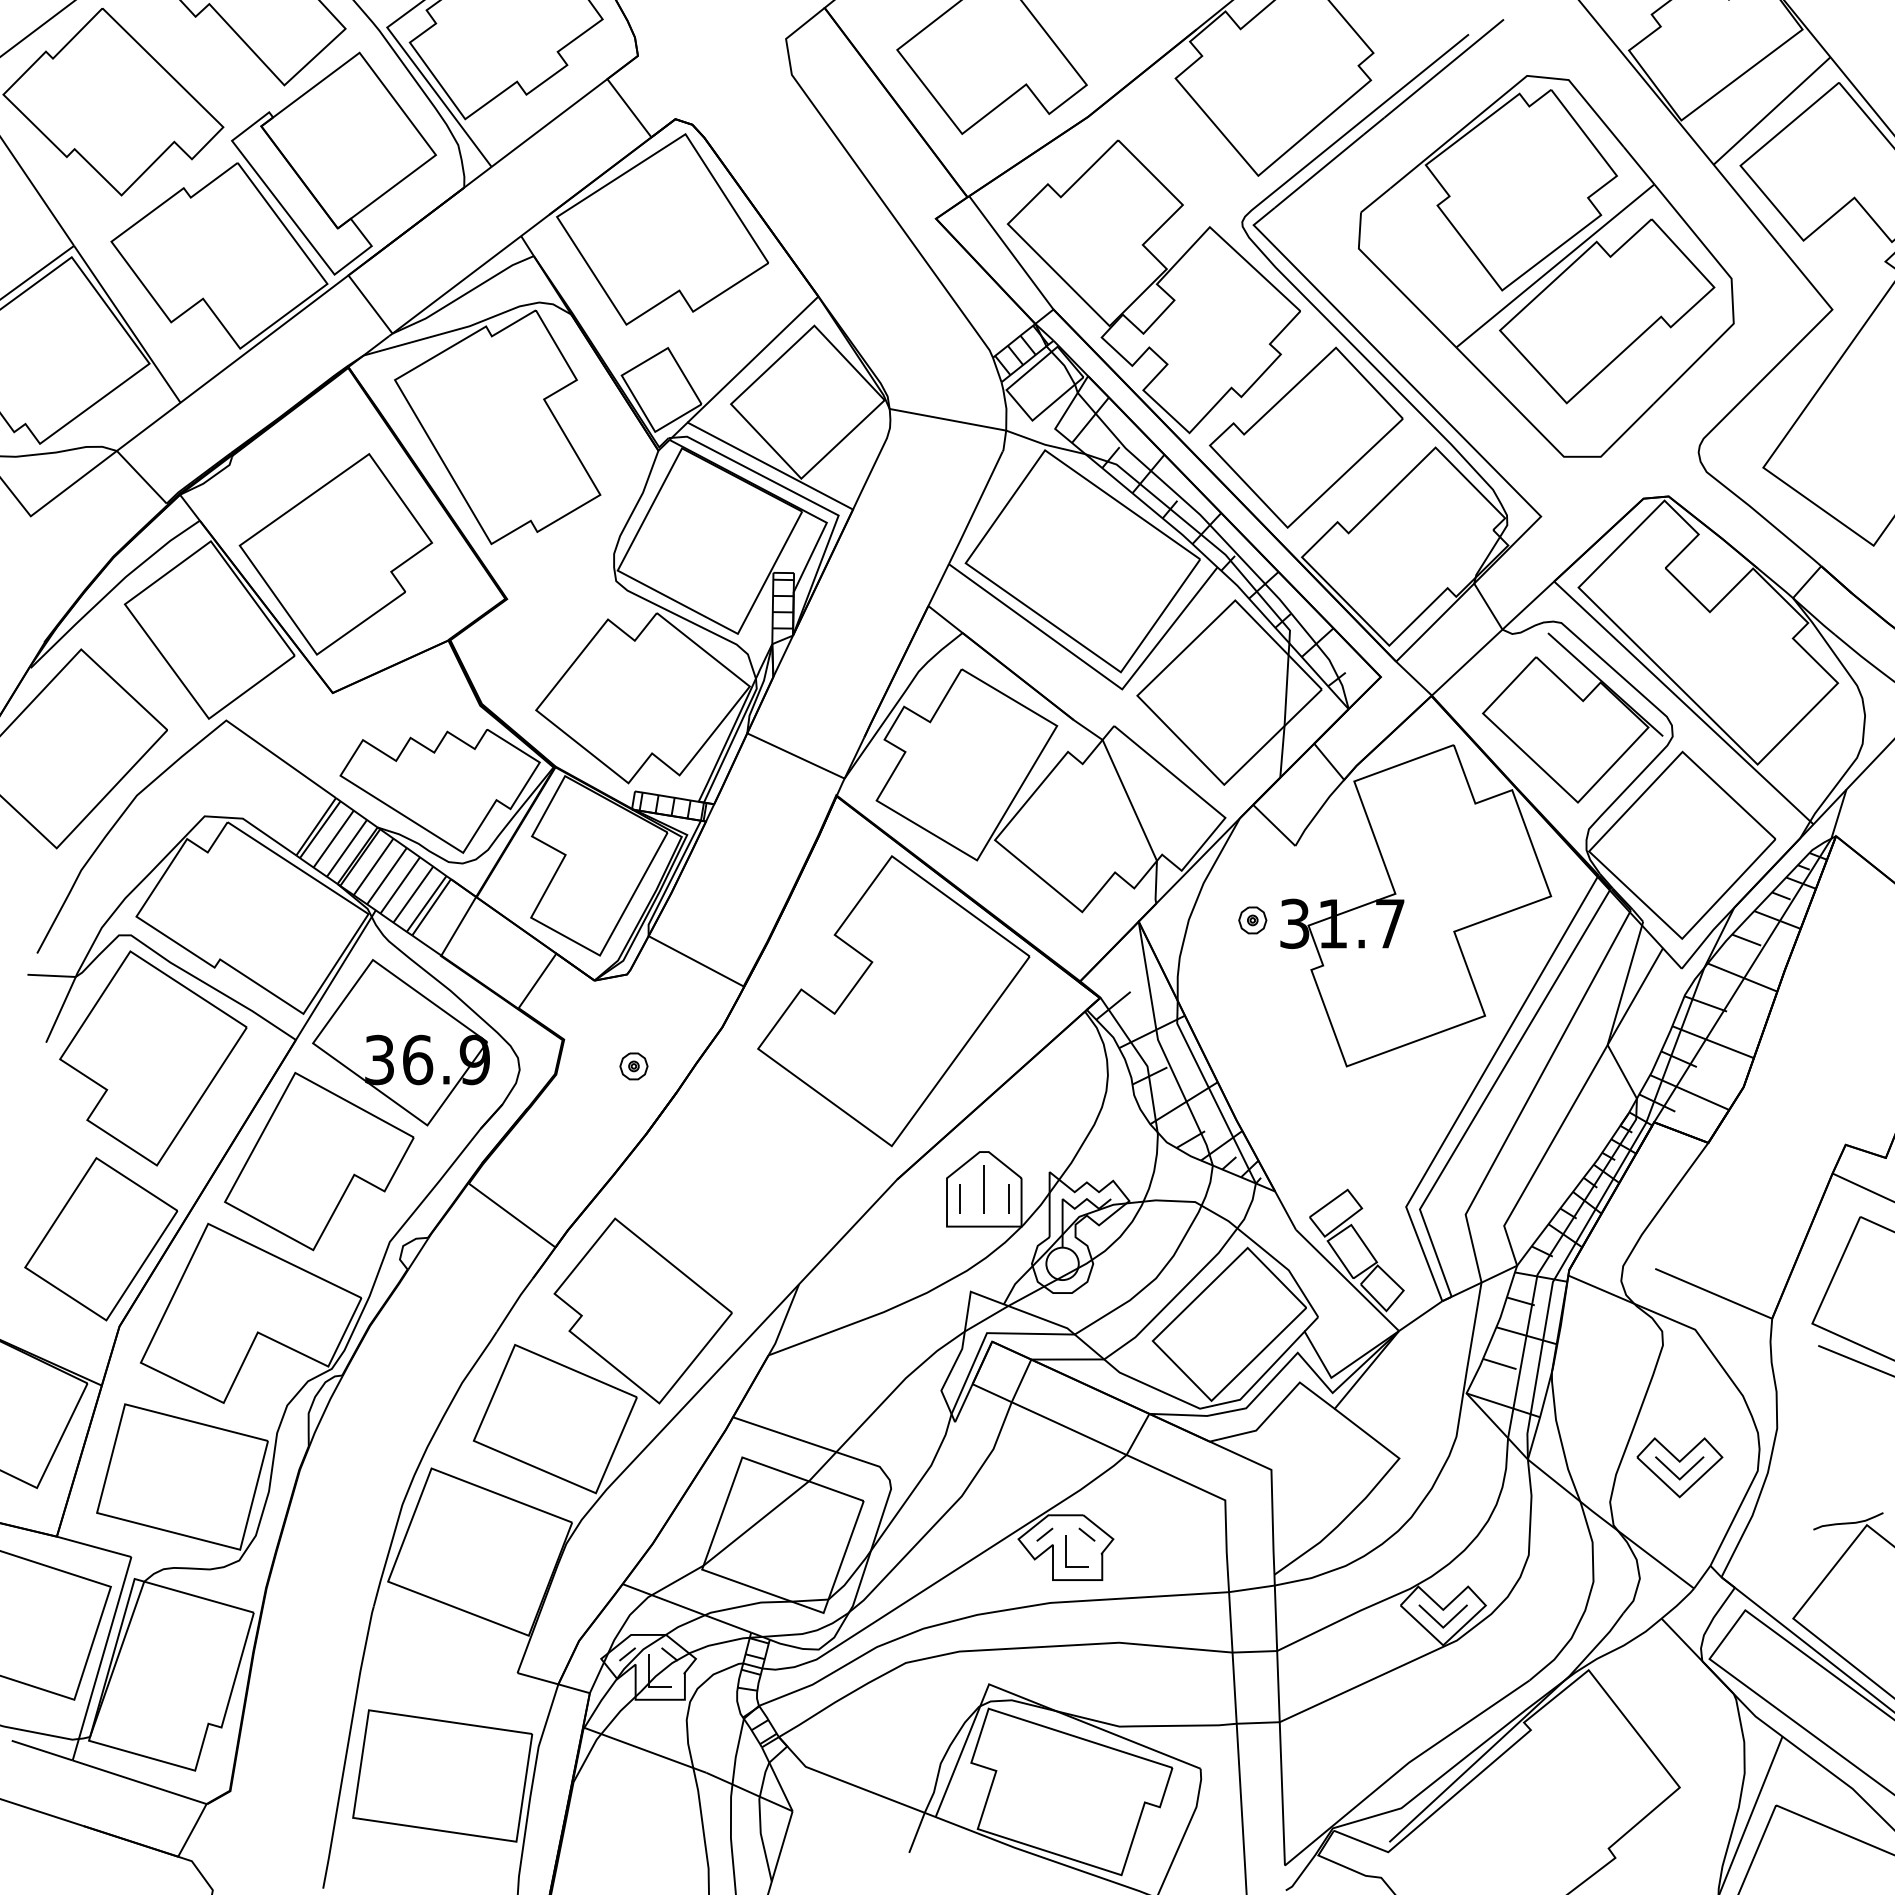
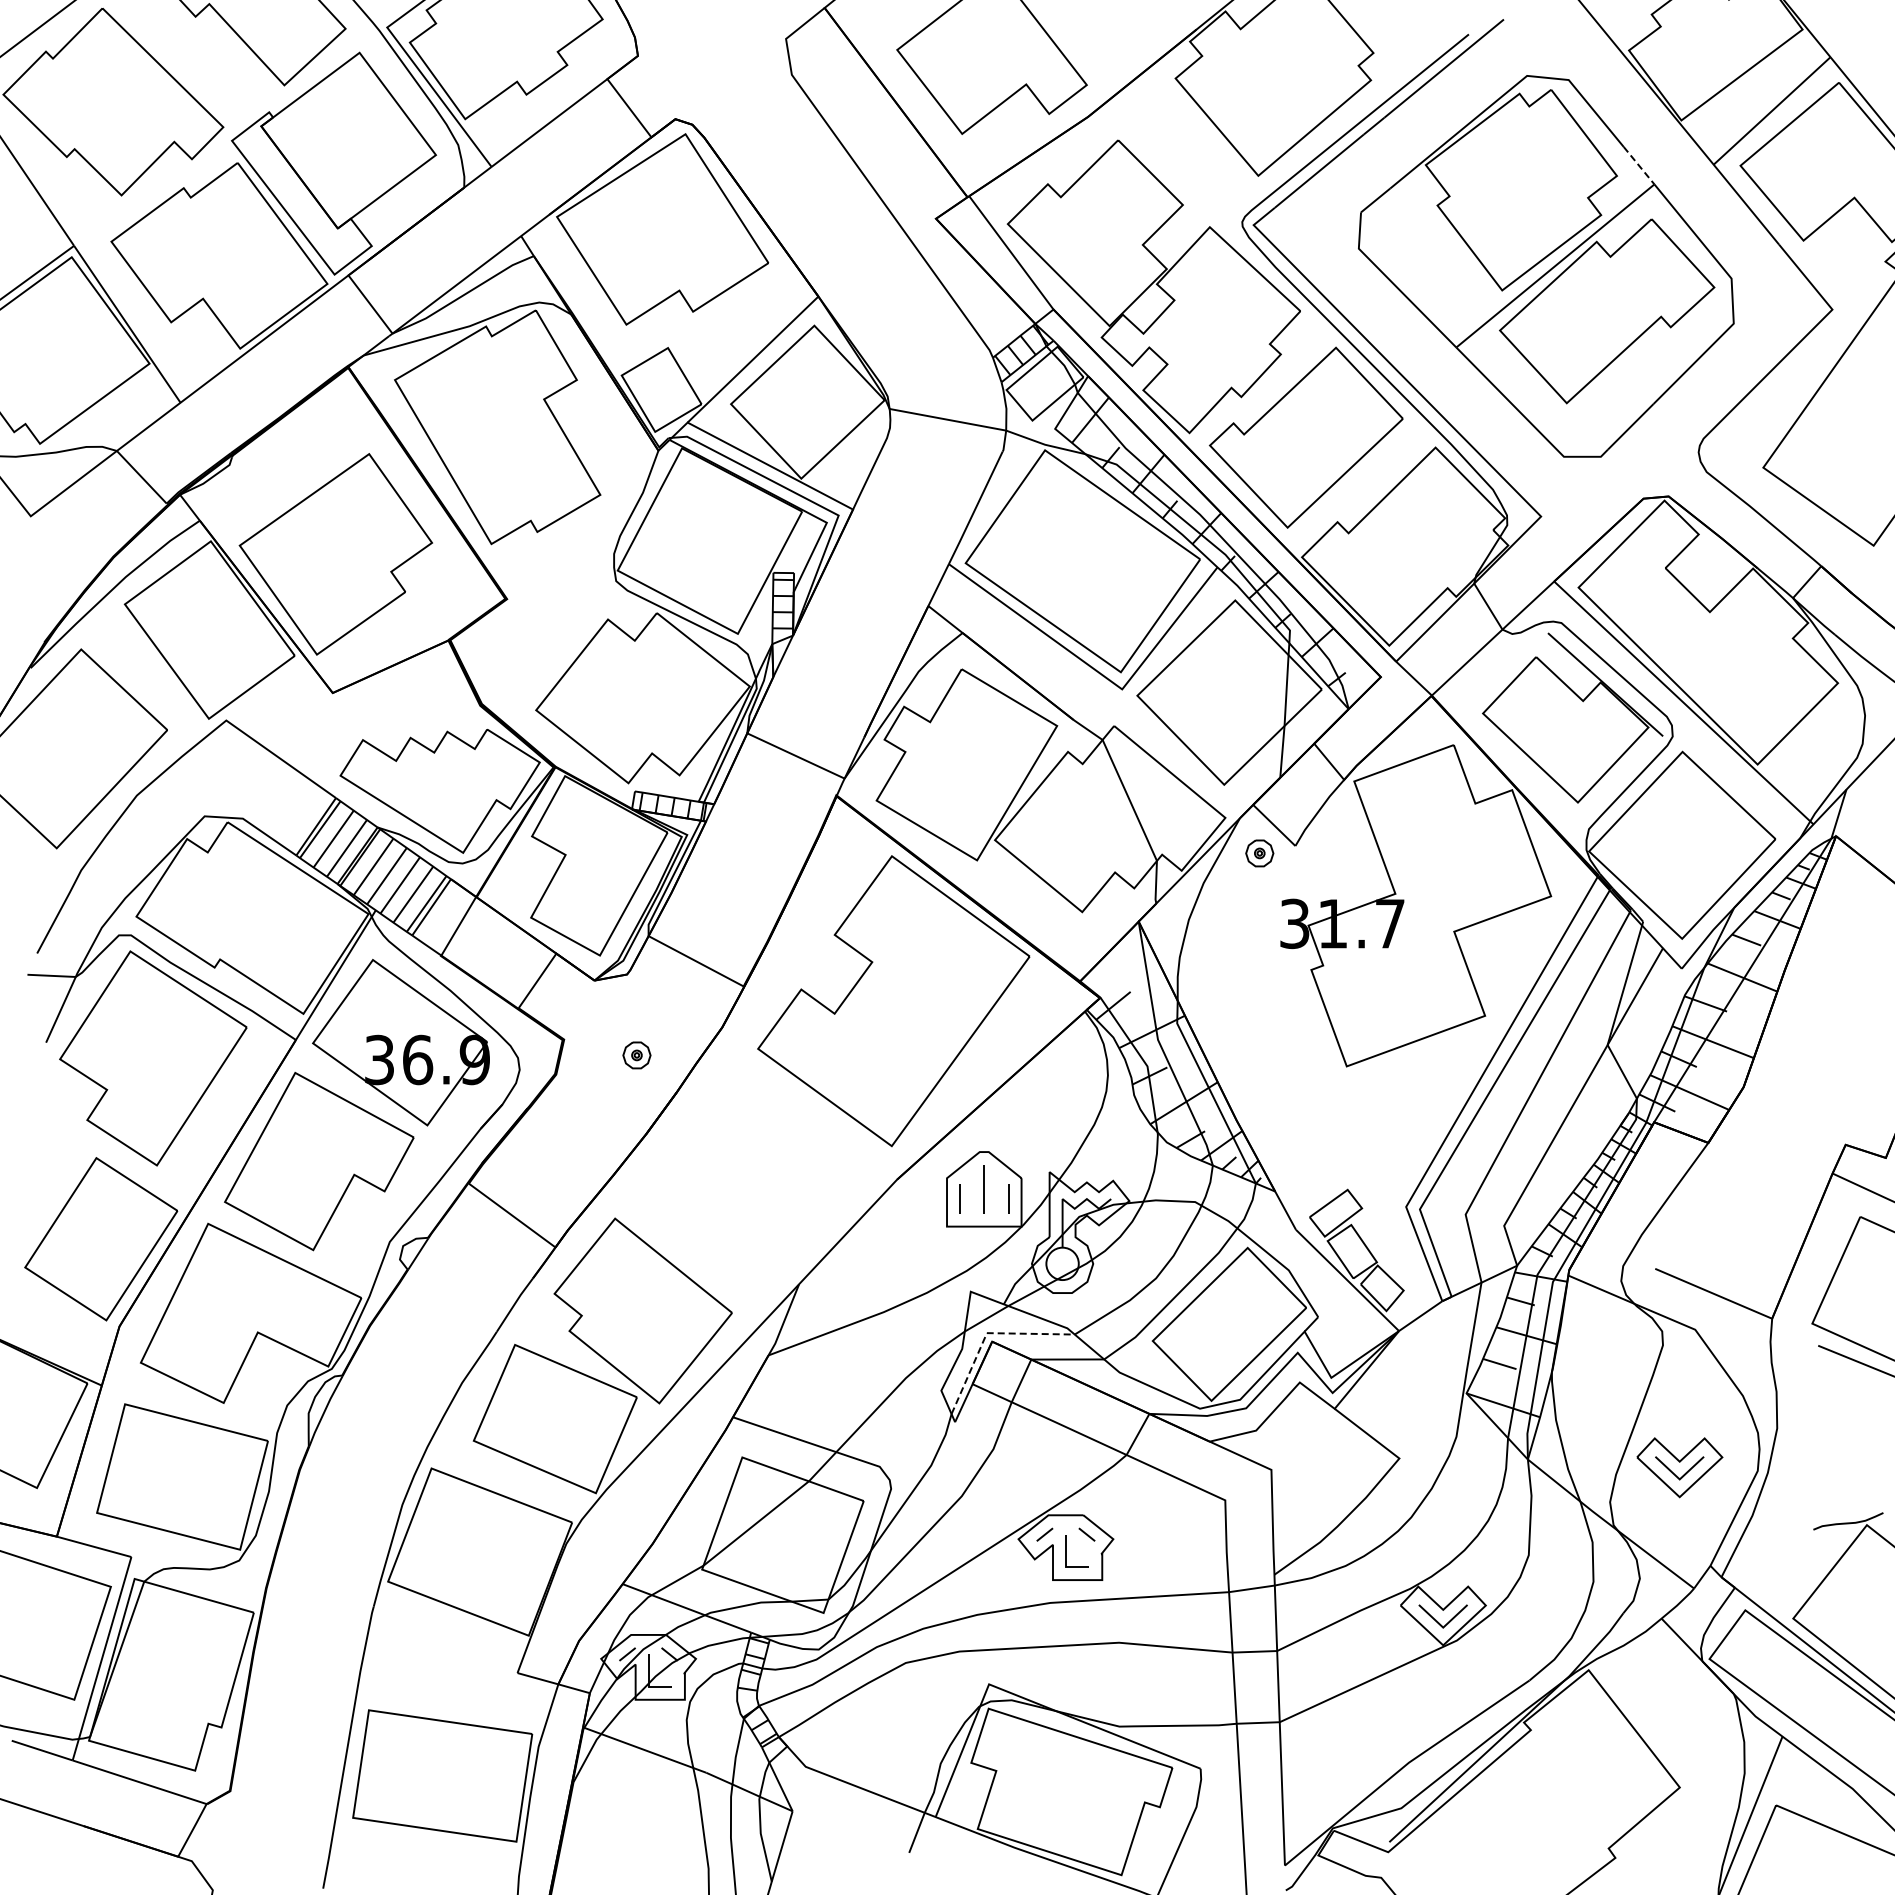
line: solid -> dashed (1639, 166)
part position: (1252, 920) -> (1259, 853) (1259, 853)
part position: (633, 1066) -> (636, 1055) (636, 1055)
line: solid -> dashed (987, 1333)
